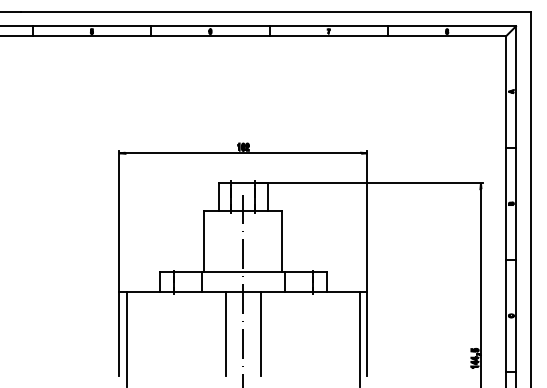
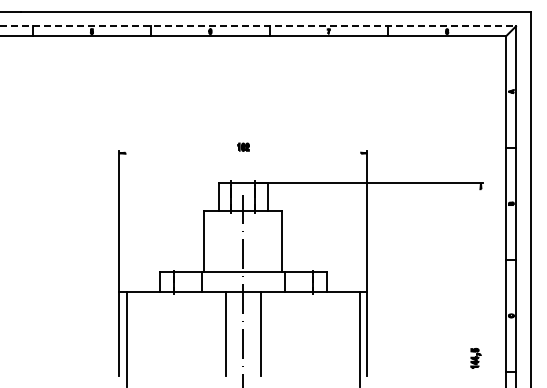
line: solid -> dashed (258, 26)
line: present -> none (243, 153)
line: present -> none (480, 286)
